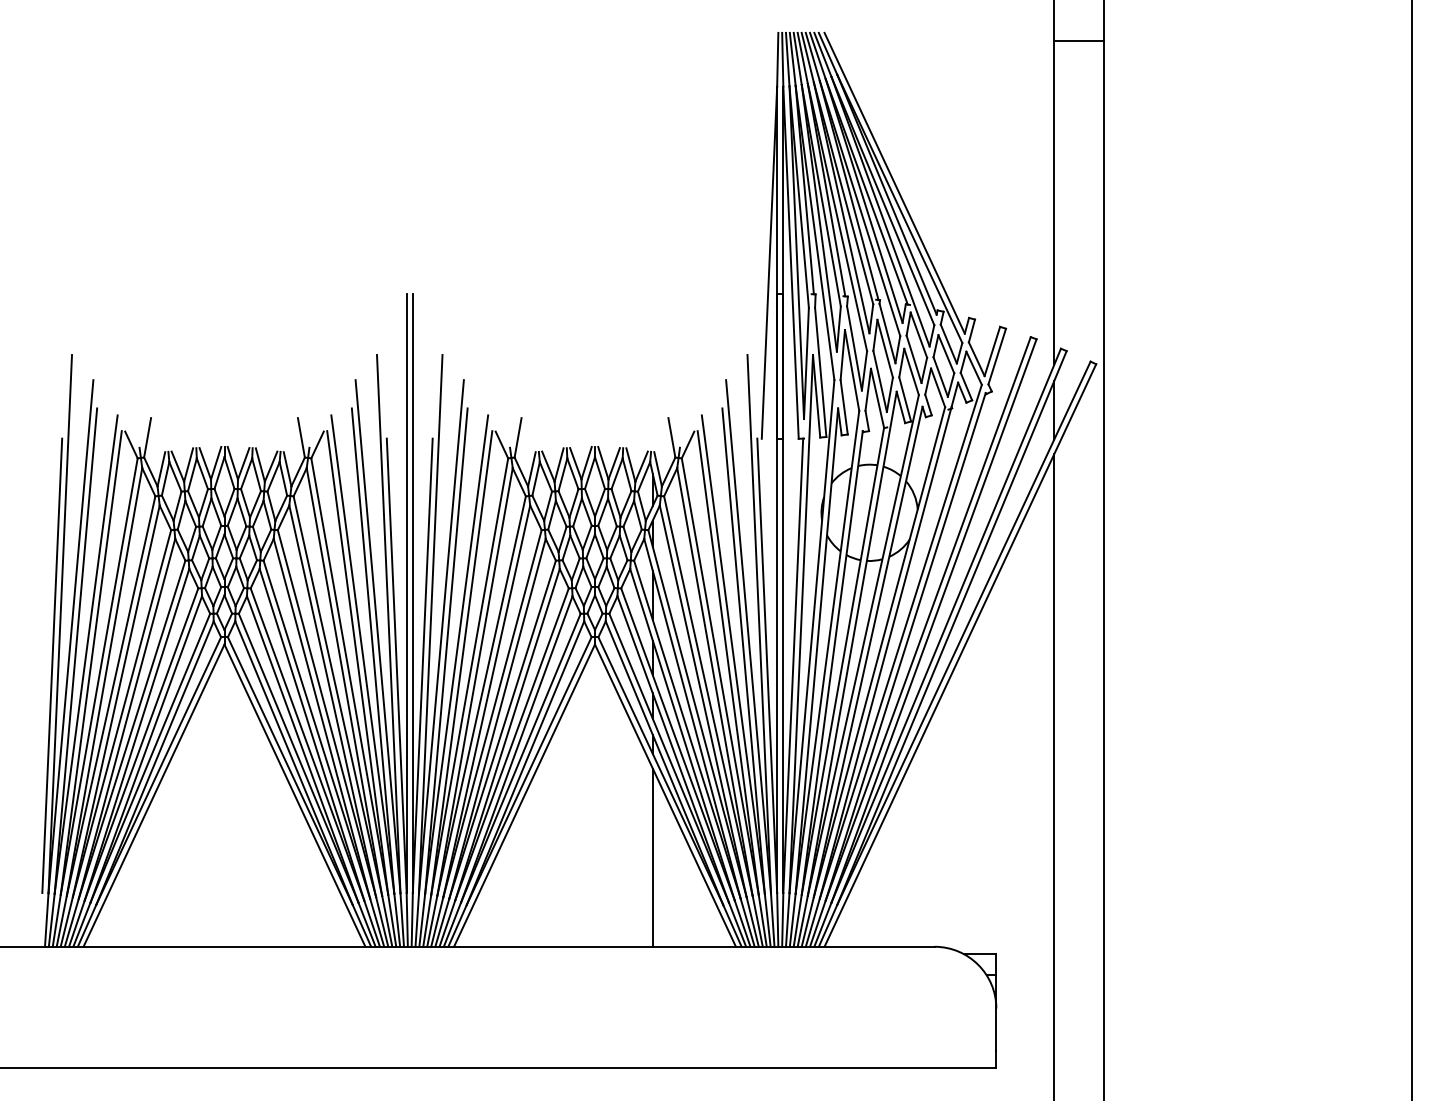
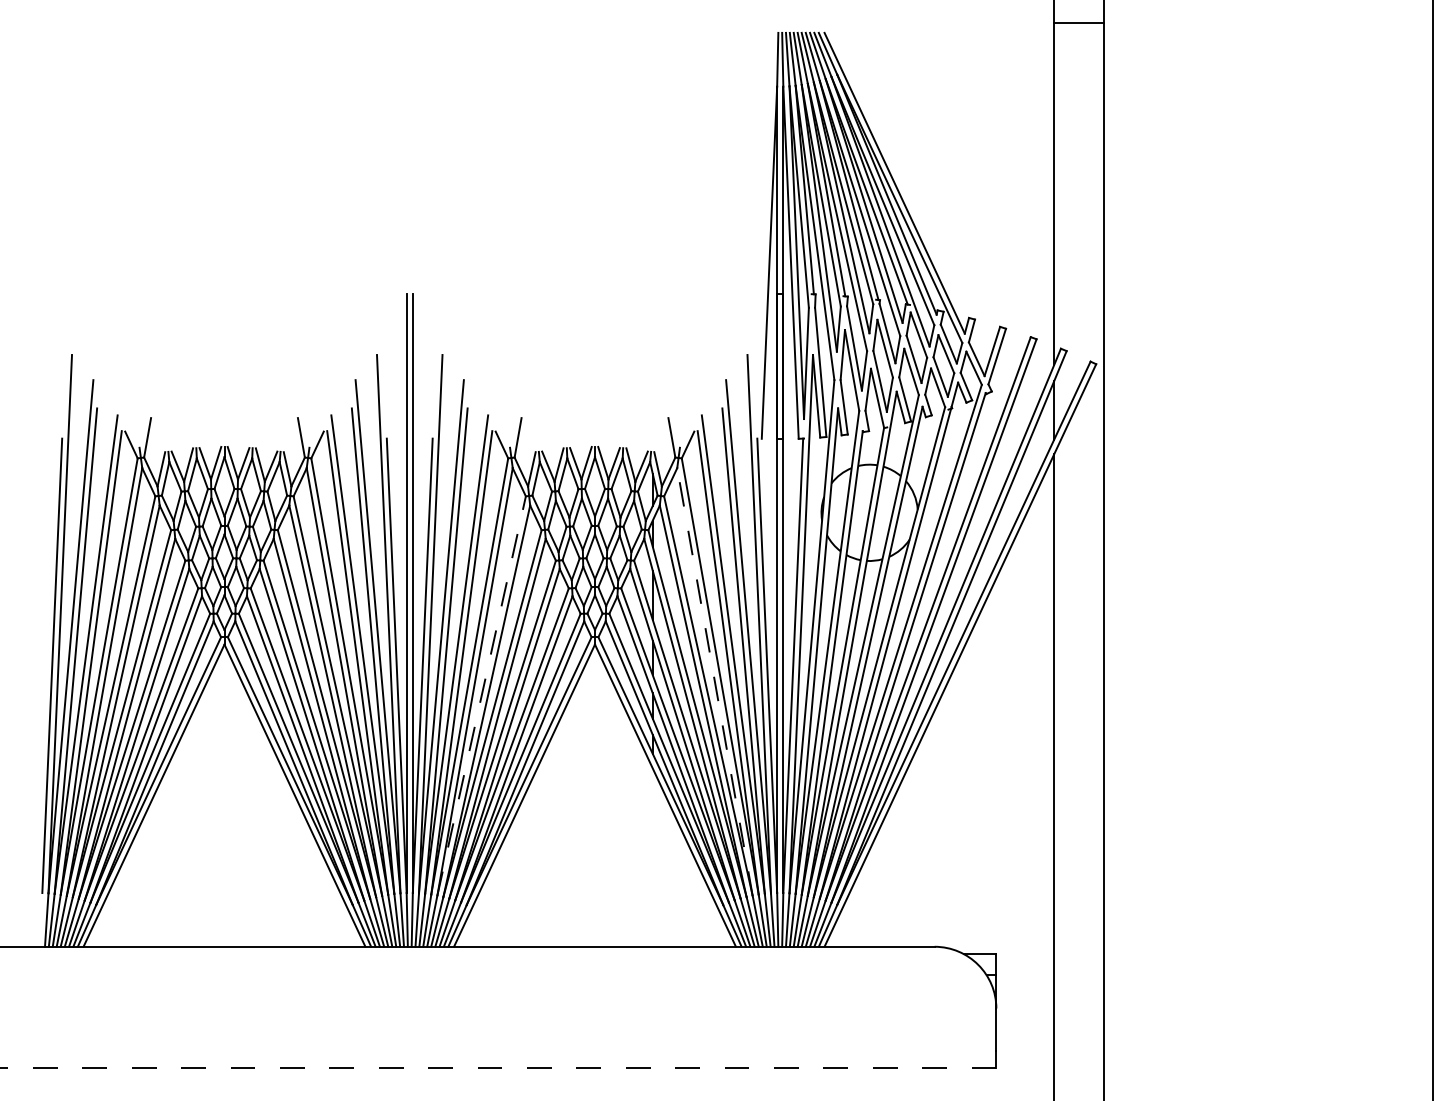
line position: (1078, 41) -> (1078, 23) (1078, 23)
line position: (1412, 549) -> (1433, 549) (1433, 549)
line: solid -> dashed (714, 681)
line: solid -> dashed (481, 696)
line: present -> none (652, 857)
line: solid -> dashed (498, 1068)
